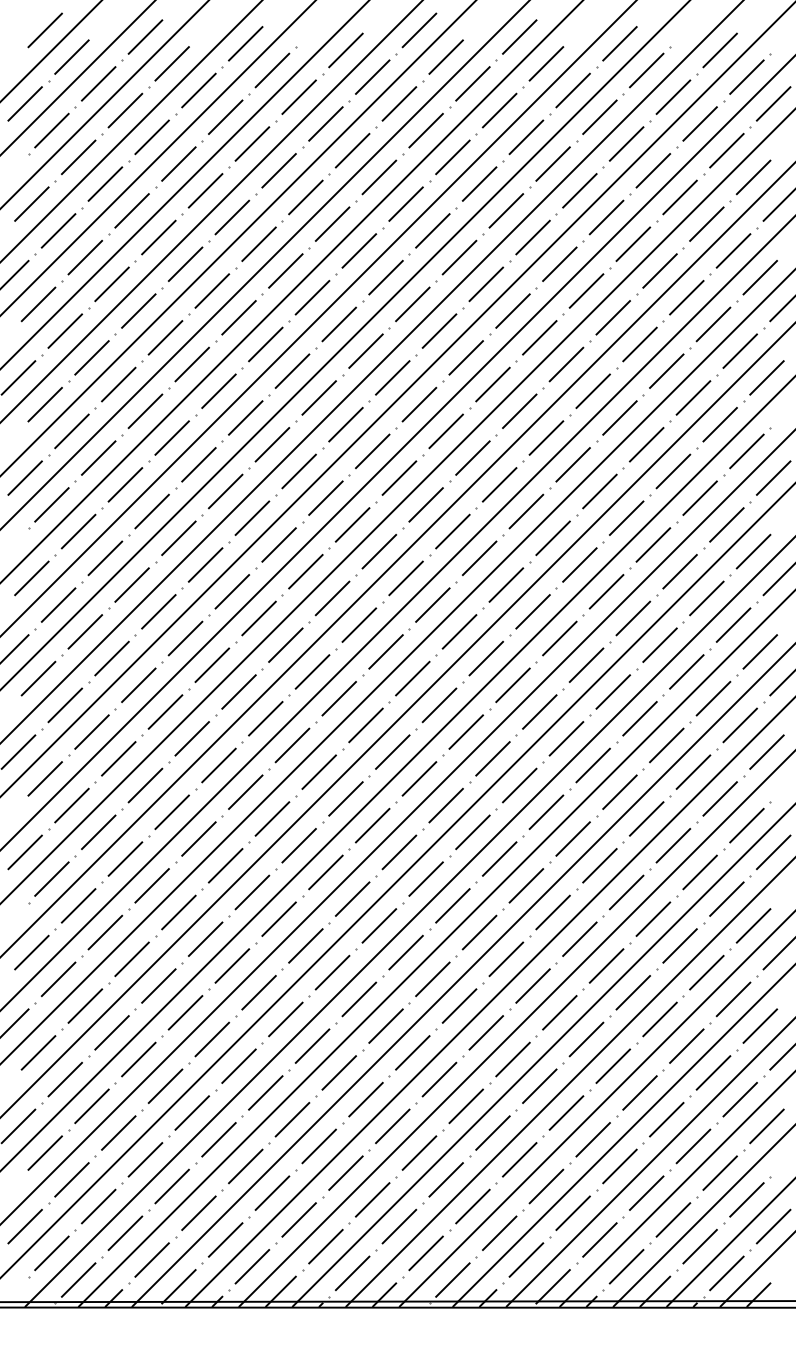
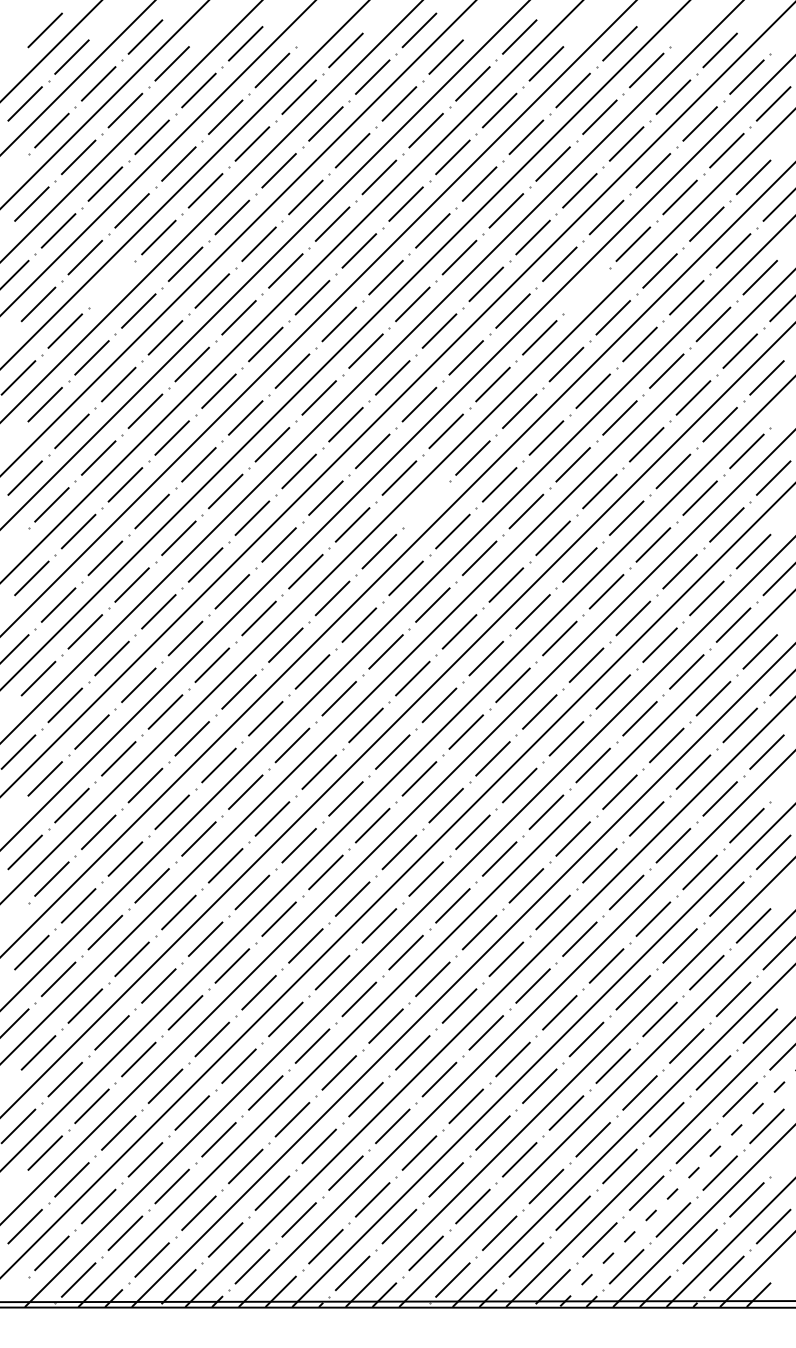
line: present -> none (111, 284)
line: present -> none (586, 290)
line: present -> none (425, 504)
line: solid -> dashed (678, 1188)
